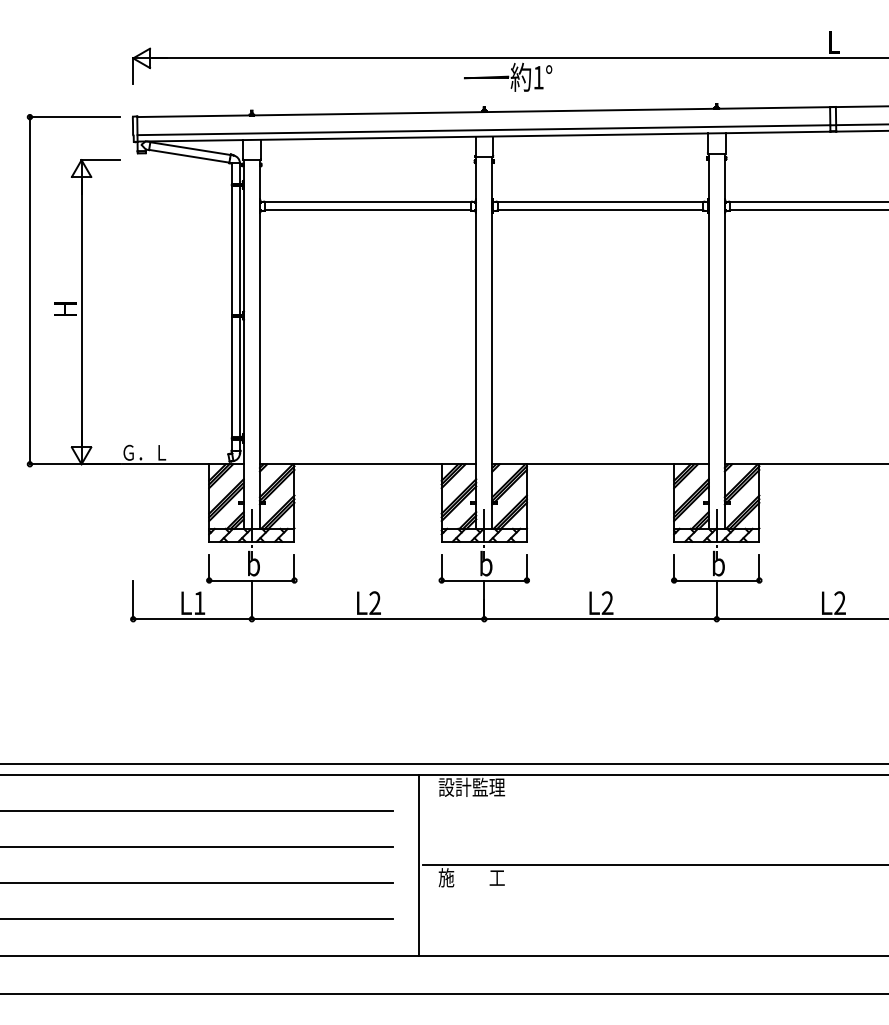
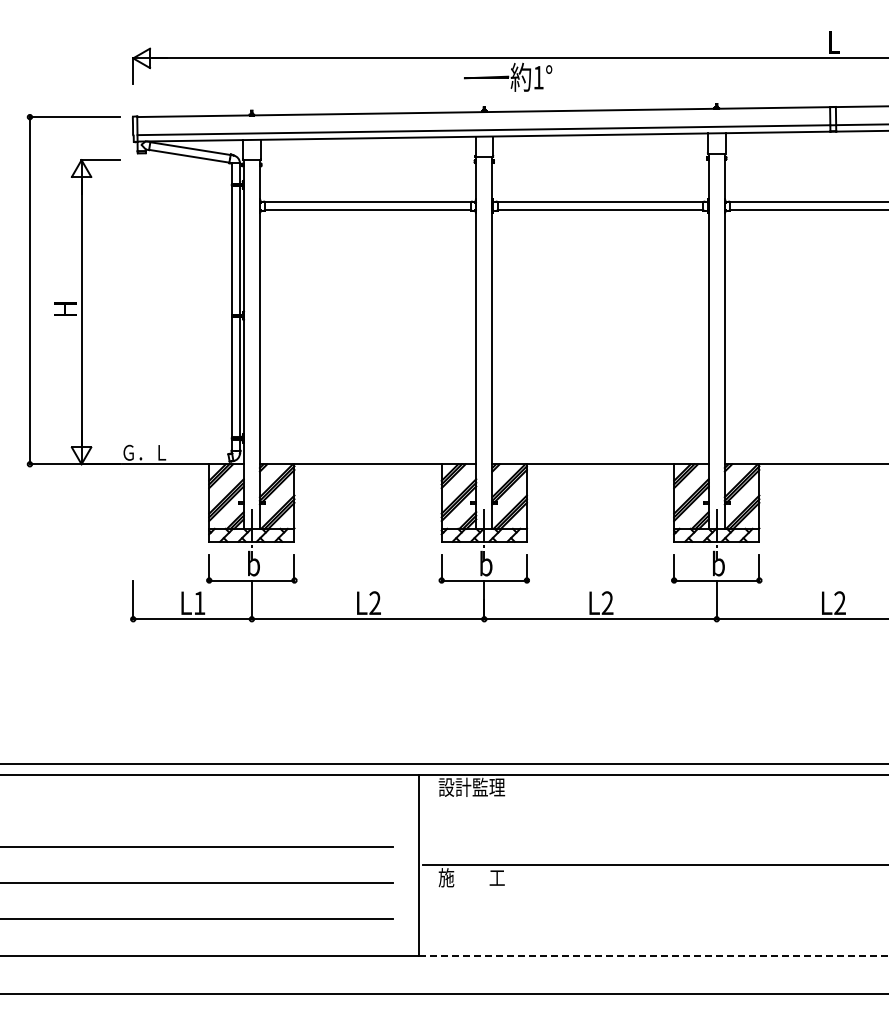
line: present -> none (197, 810)
line: solid -> dashed (653, 955)
